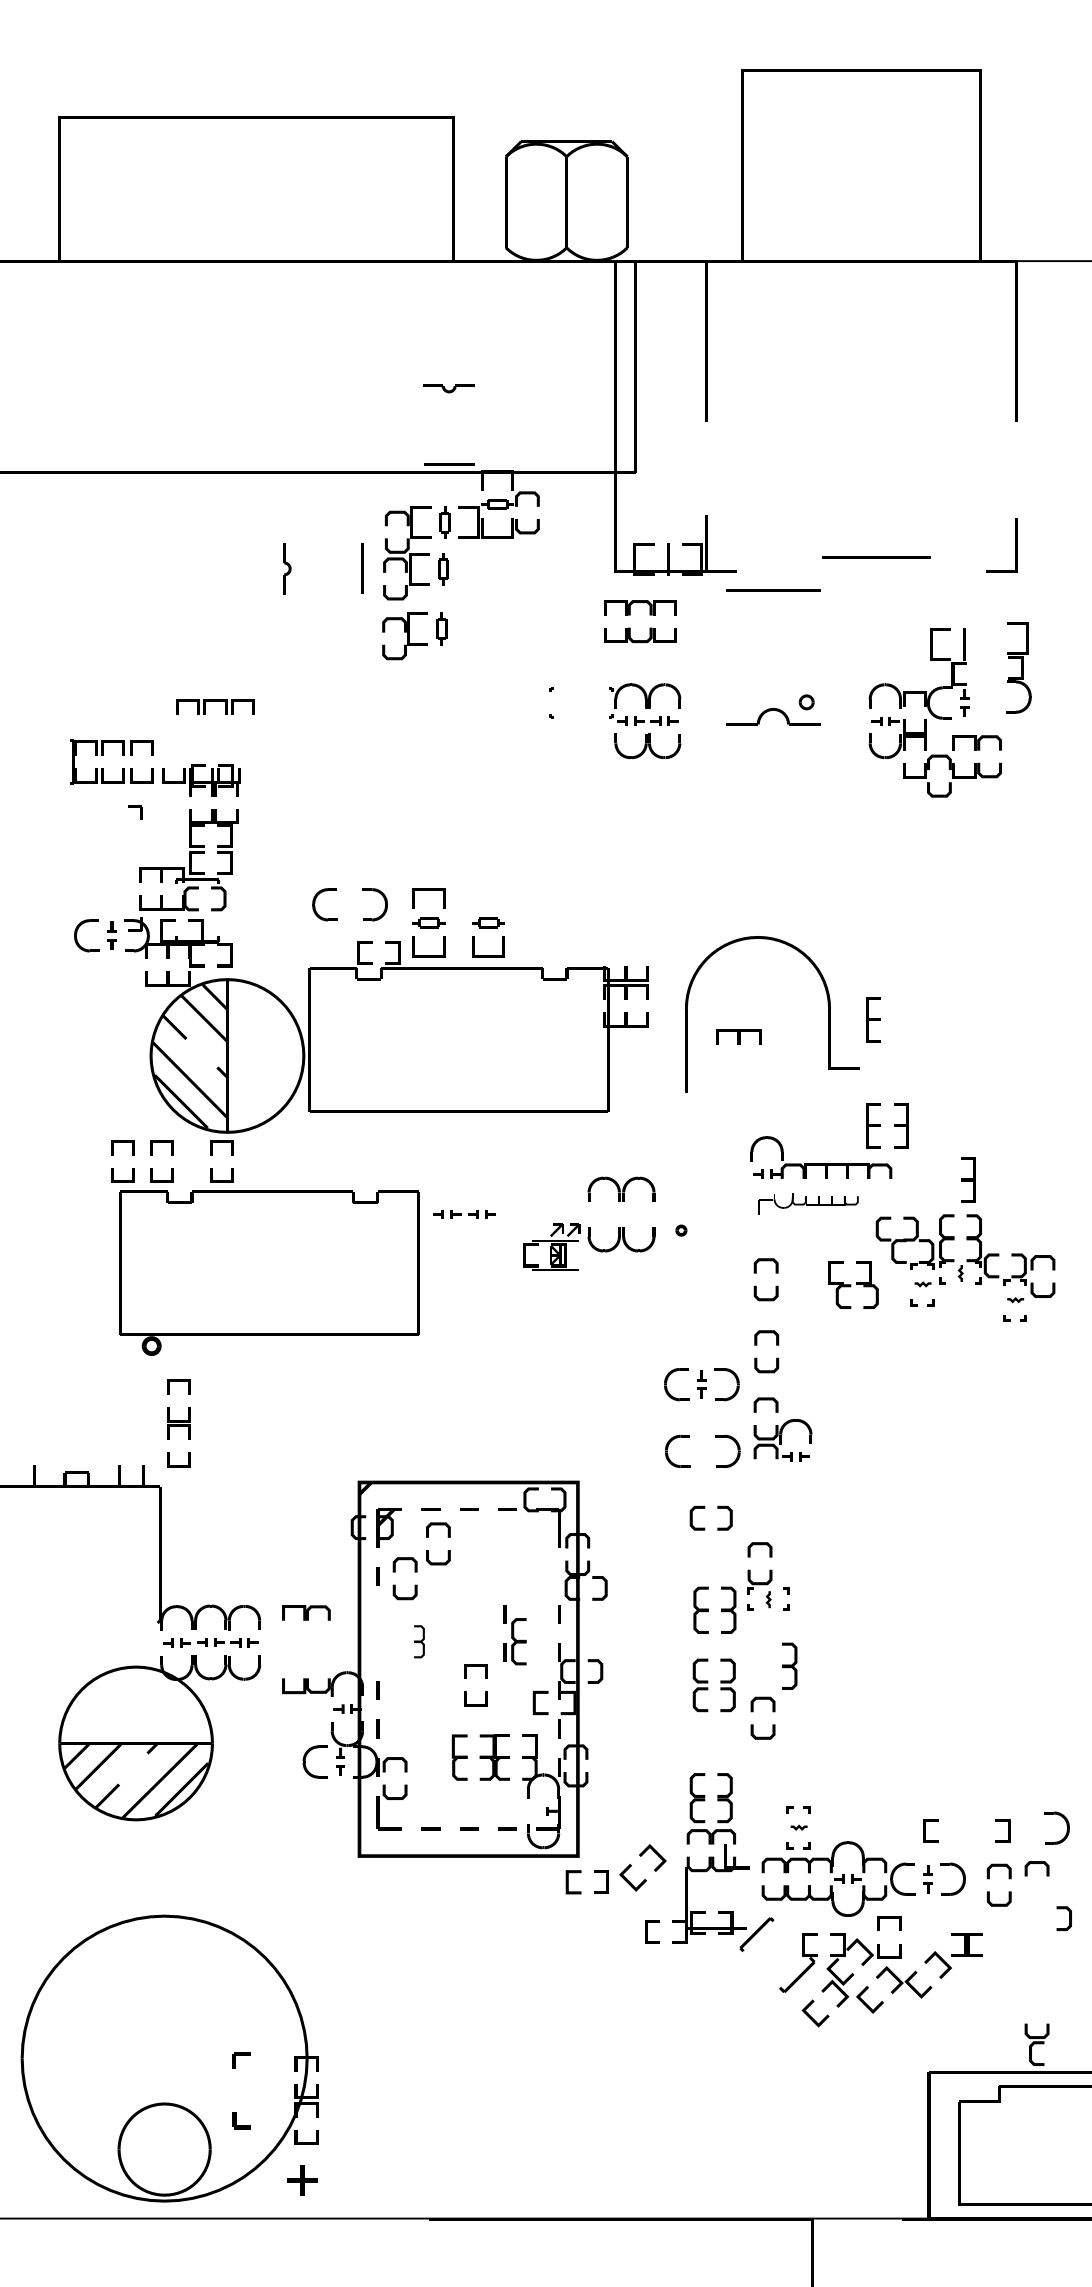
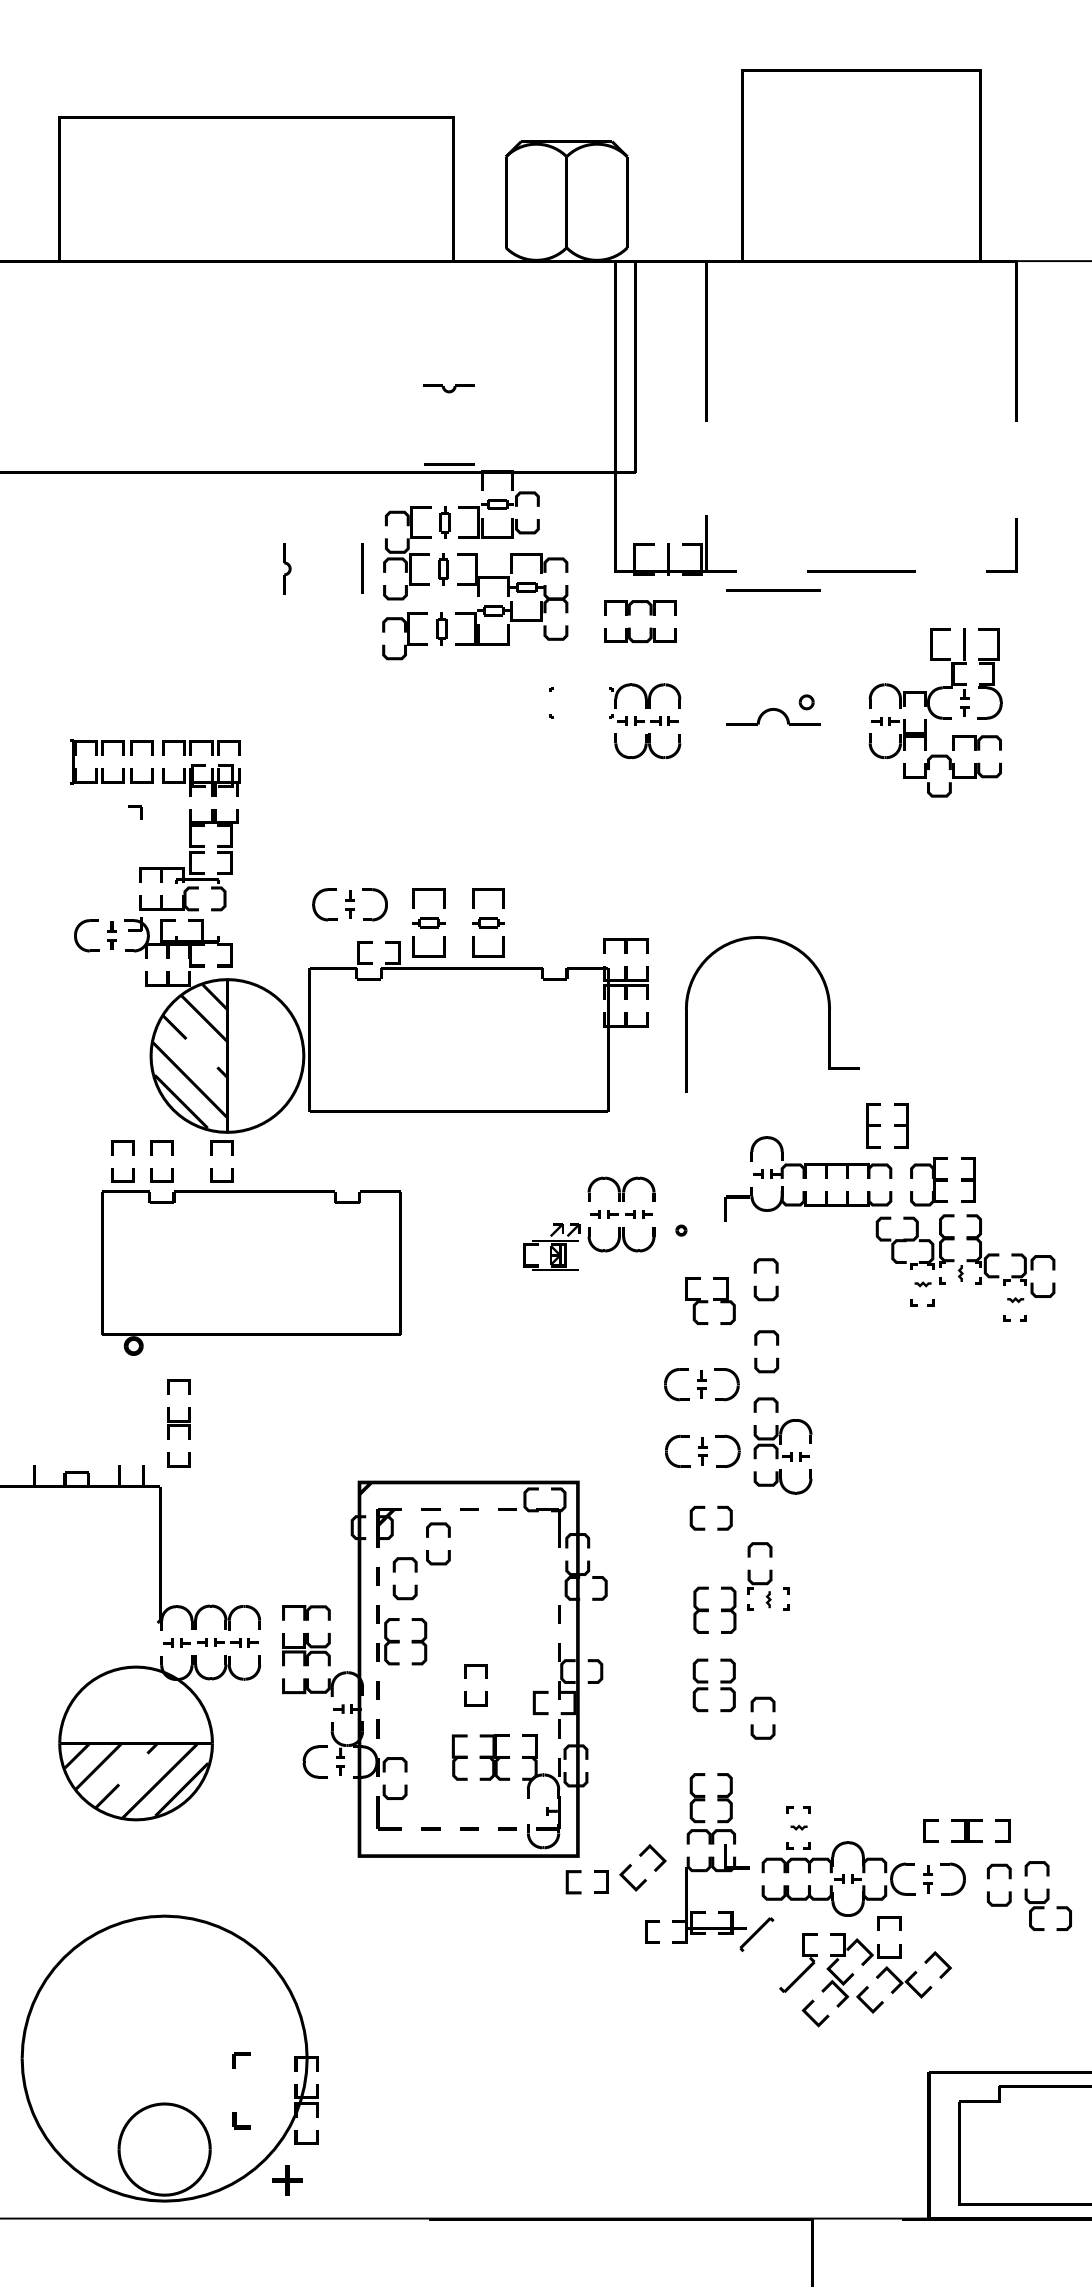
line position: (876, 557) -> (861, 571) (861, 571)
part: none -> present (511, 599)
part position: (1018, 667) -> (989, 673) (989, 673)
part position: (215, 706) -> (201, 747) (201, 747)
part: none -> present (488, 890)
part: none -> present (349, 904)
part: present -> none (873, 1019)
part position: (738, 1036) -> (625, 945) (625, 945)
part: none -> present (928, 1181)
part size: 101x22 px -> 169x36 px (808, 1203)
part position: (464, 1214) -> (621, 1214) (621, 1214)
part position: (269, 1272) -> (251, 1272) (251, 1272)
part position: (853, 1284) -> (710, 1300) (710, 1300)
part: none -> present (702, 1451)
part: none -> present (782, 1481)
part position: (514, 1635) -> (387, 1635) (387, 1635)
part size: 11x34 px -> 17x48 px (419, 1641)
part: none -> present (306, 1649)
part: present -> none (789, 1665)
curve: present -> none (1066, 1825)
part position: (966, 1944) -> (966, 1830) (966, 1830)
part position: (1036, 2044) -> (1036, 1909) (1036, 1909)
part position: (302, 2180) -> (287, 2180) (287, 2180)
